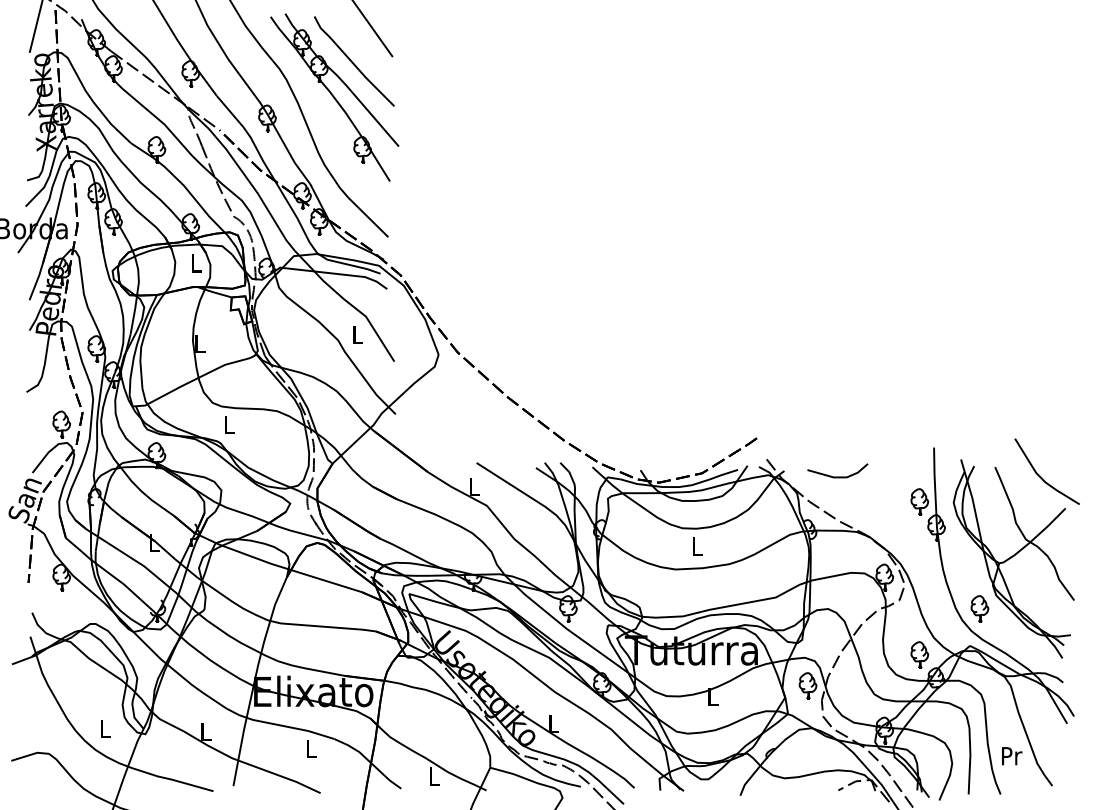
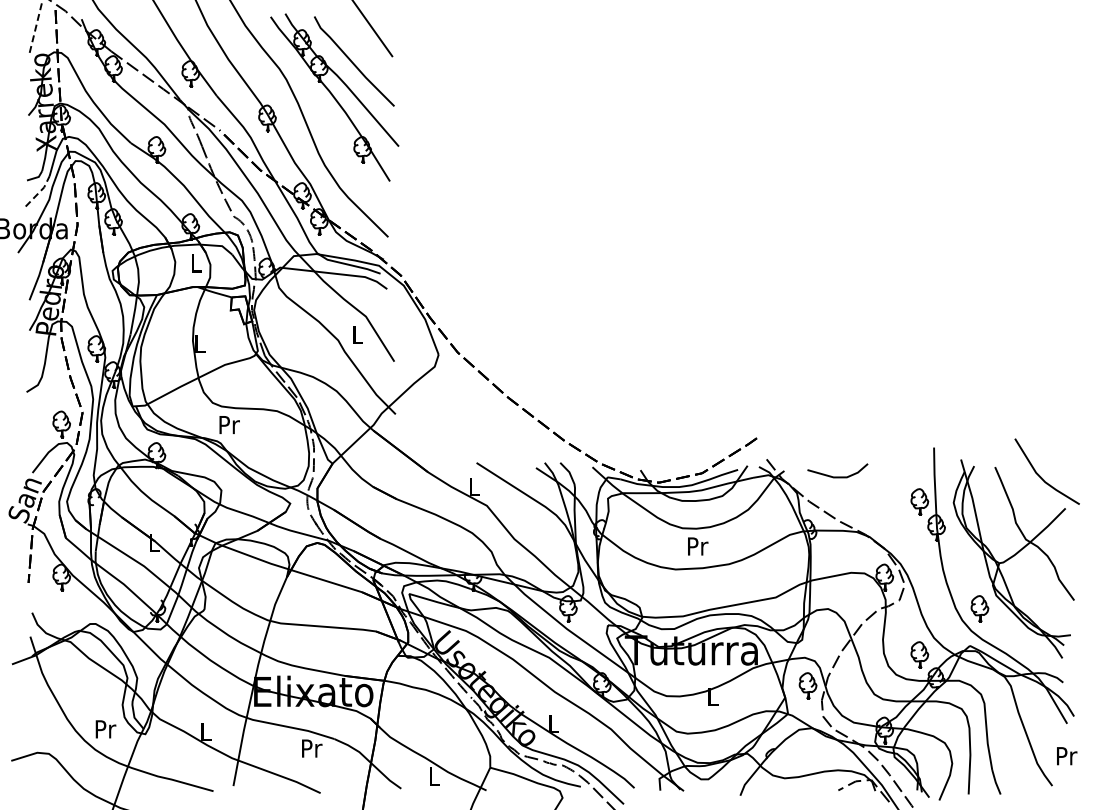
line: solid -> dashed (36, 26)
line: solid -> dashed (40, 191)
text: L -> Pr (229, 425)
text: L -> Pr (698, 546)
text: L -> Pr (105, 729)
text: L -> Pr (312, 748)
text position: (1012, 756) -> (1067, 756) (1067, 756)
